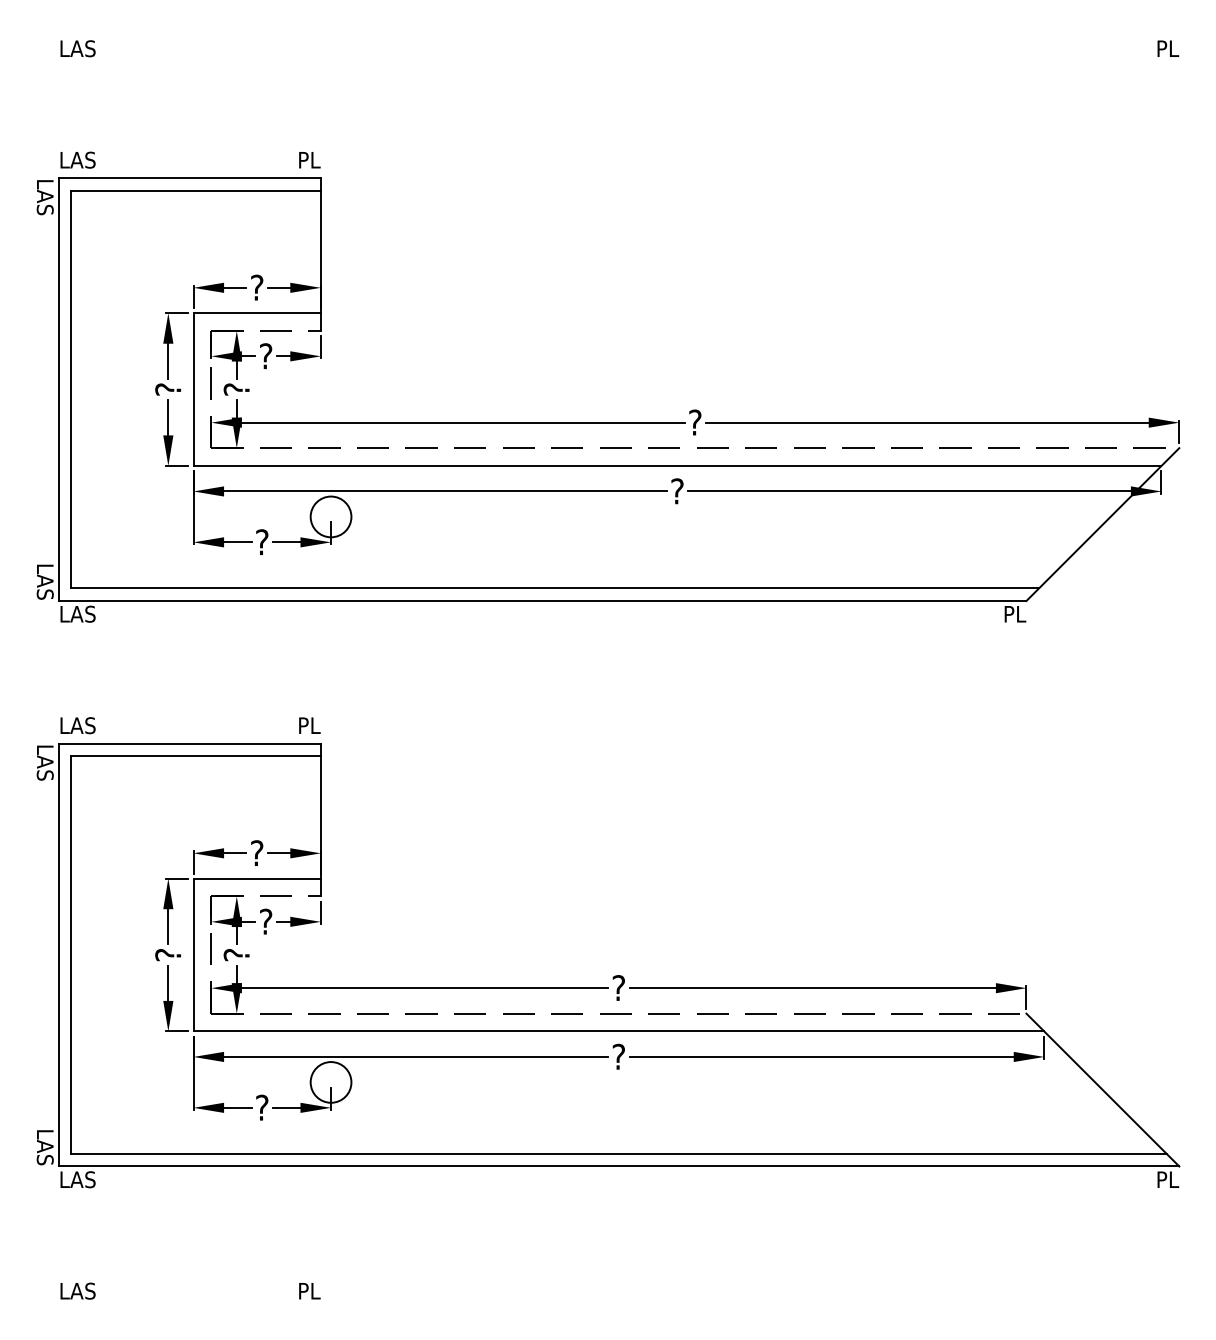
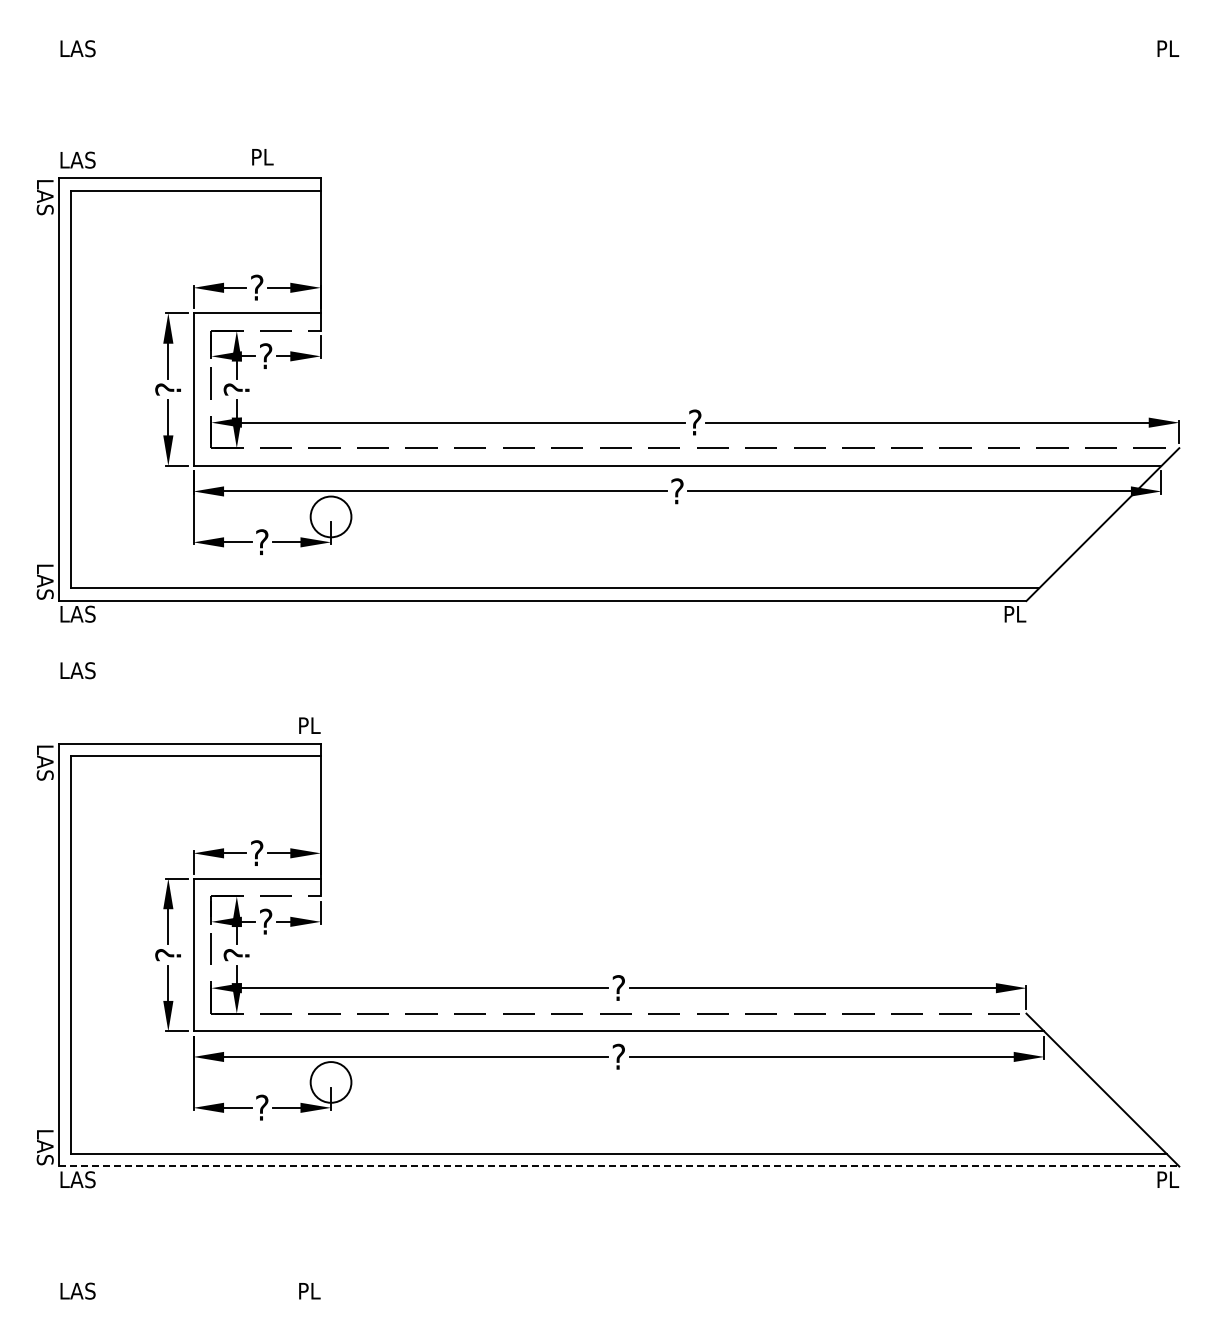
text position: (309, 160) -> (262, 157) (262, 157)
text position: (77, 725) -> (77, 670) (77, 670)
line: solid -> dashed (619, 1166)
